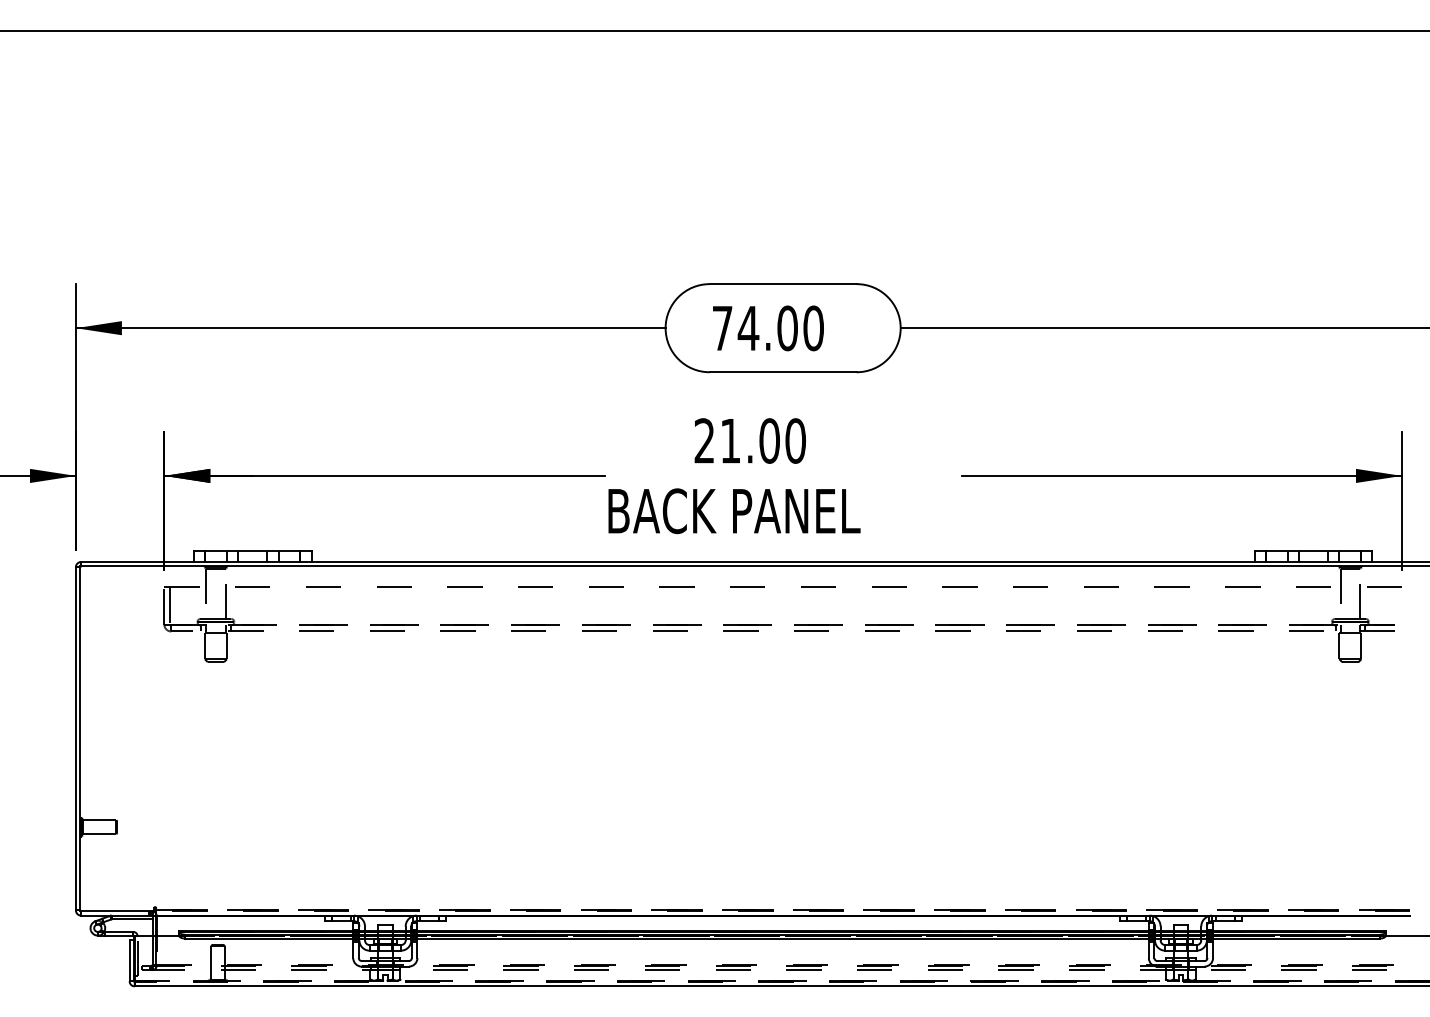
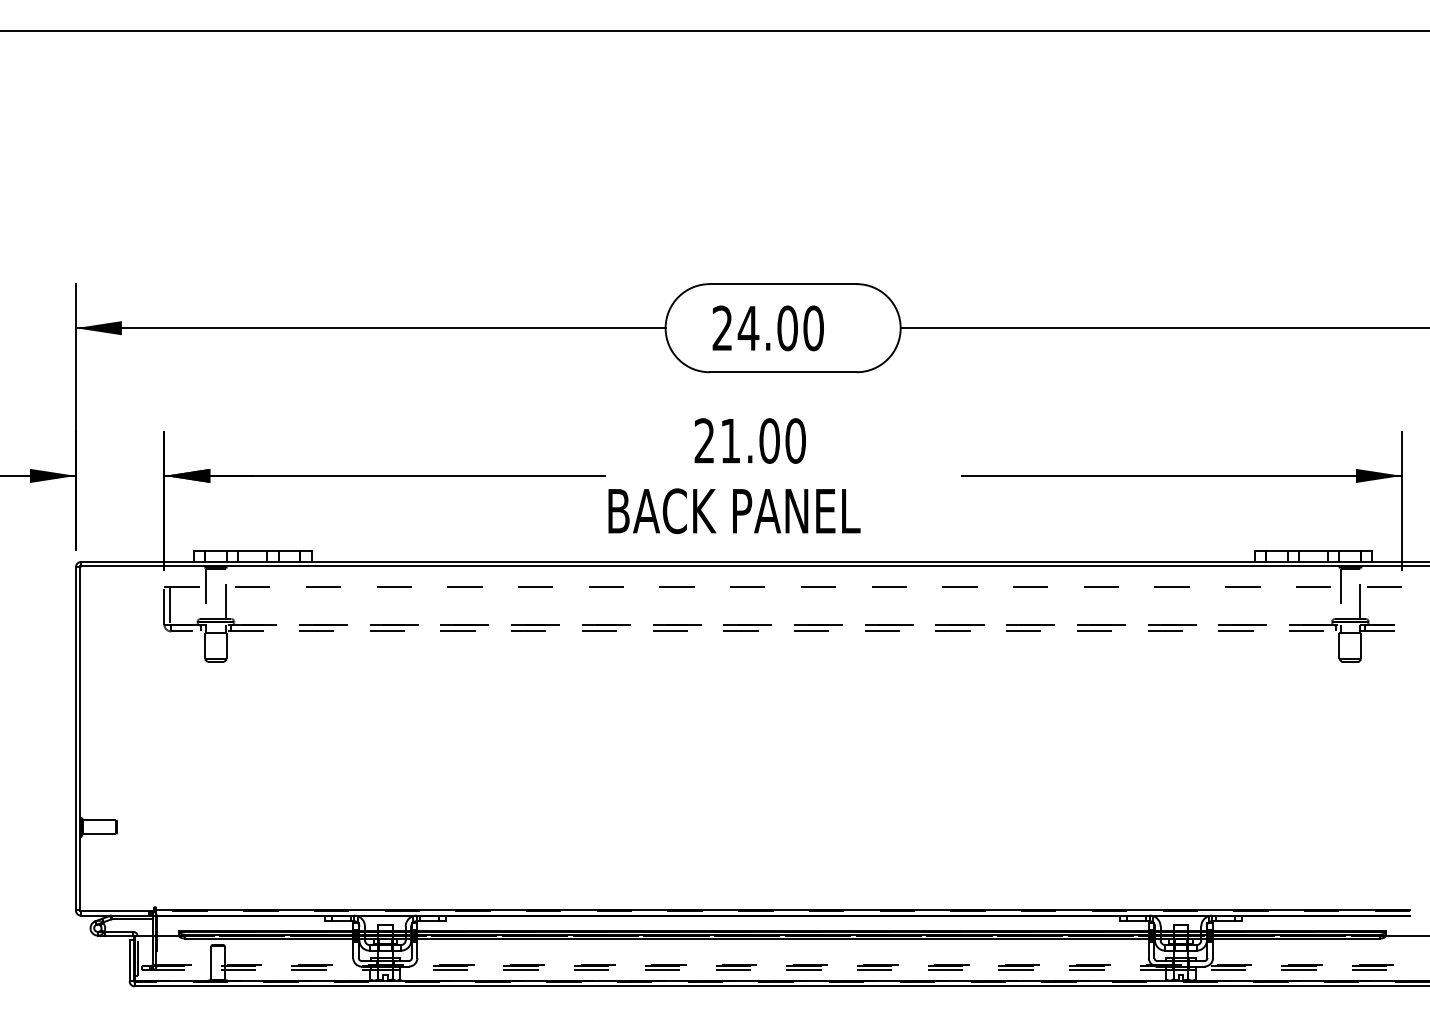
text: 74.00 -> 24.00 (722, 327)
line: dashed -> solid (783, 910)
line: dashed -> solid (781, 981)
